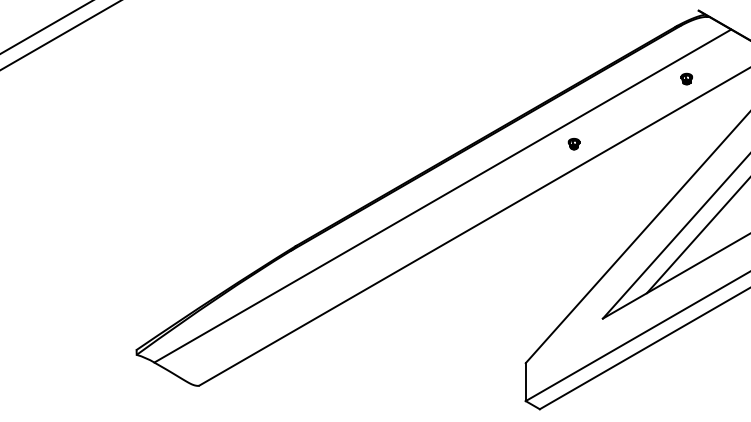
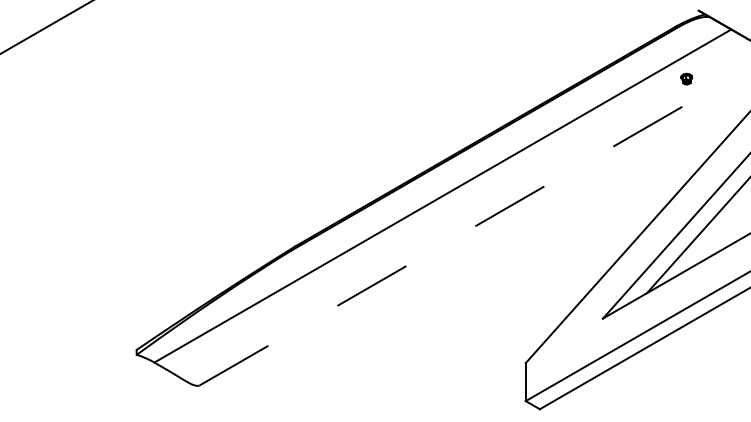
line: present -> none (59, 35)
part: present -> none (573, 144)
line: solid -> dashed (475, 226)
